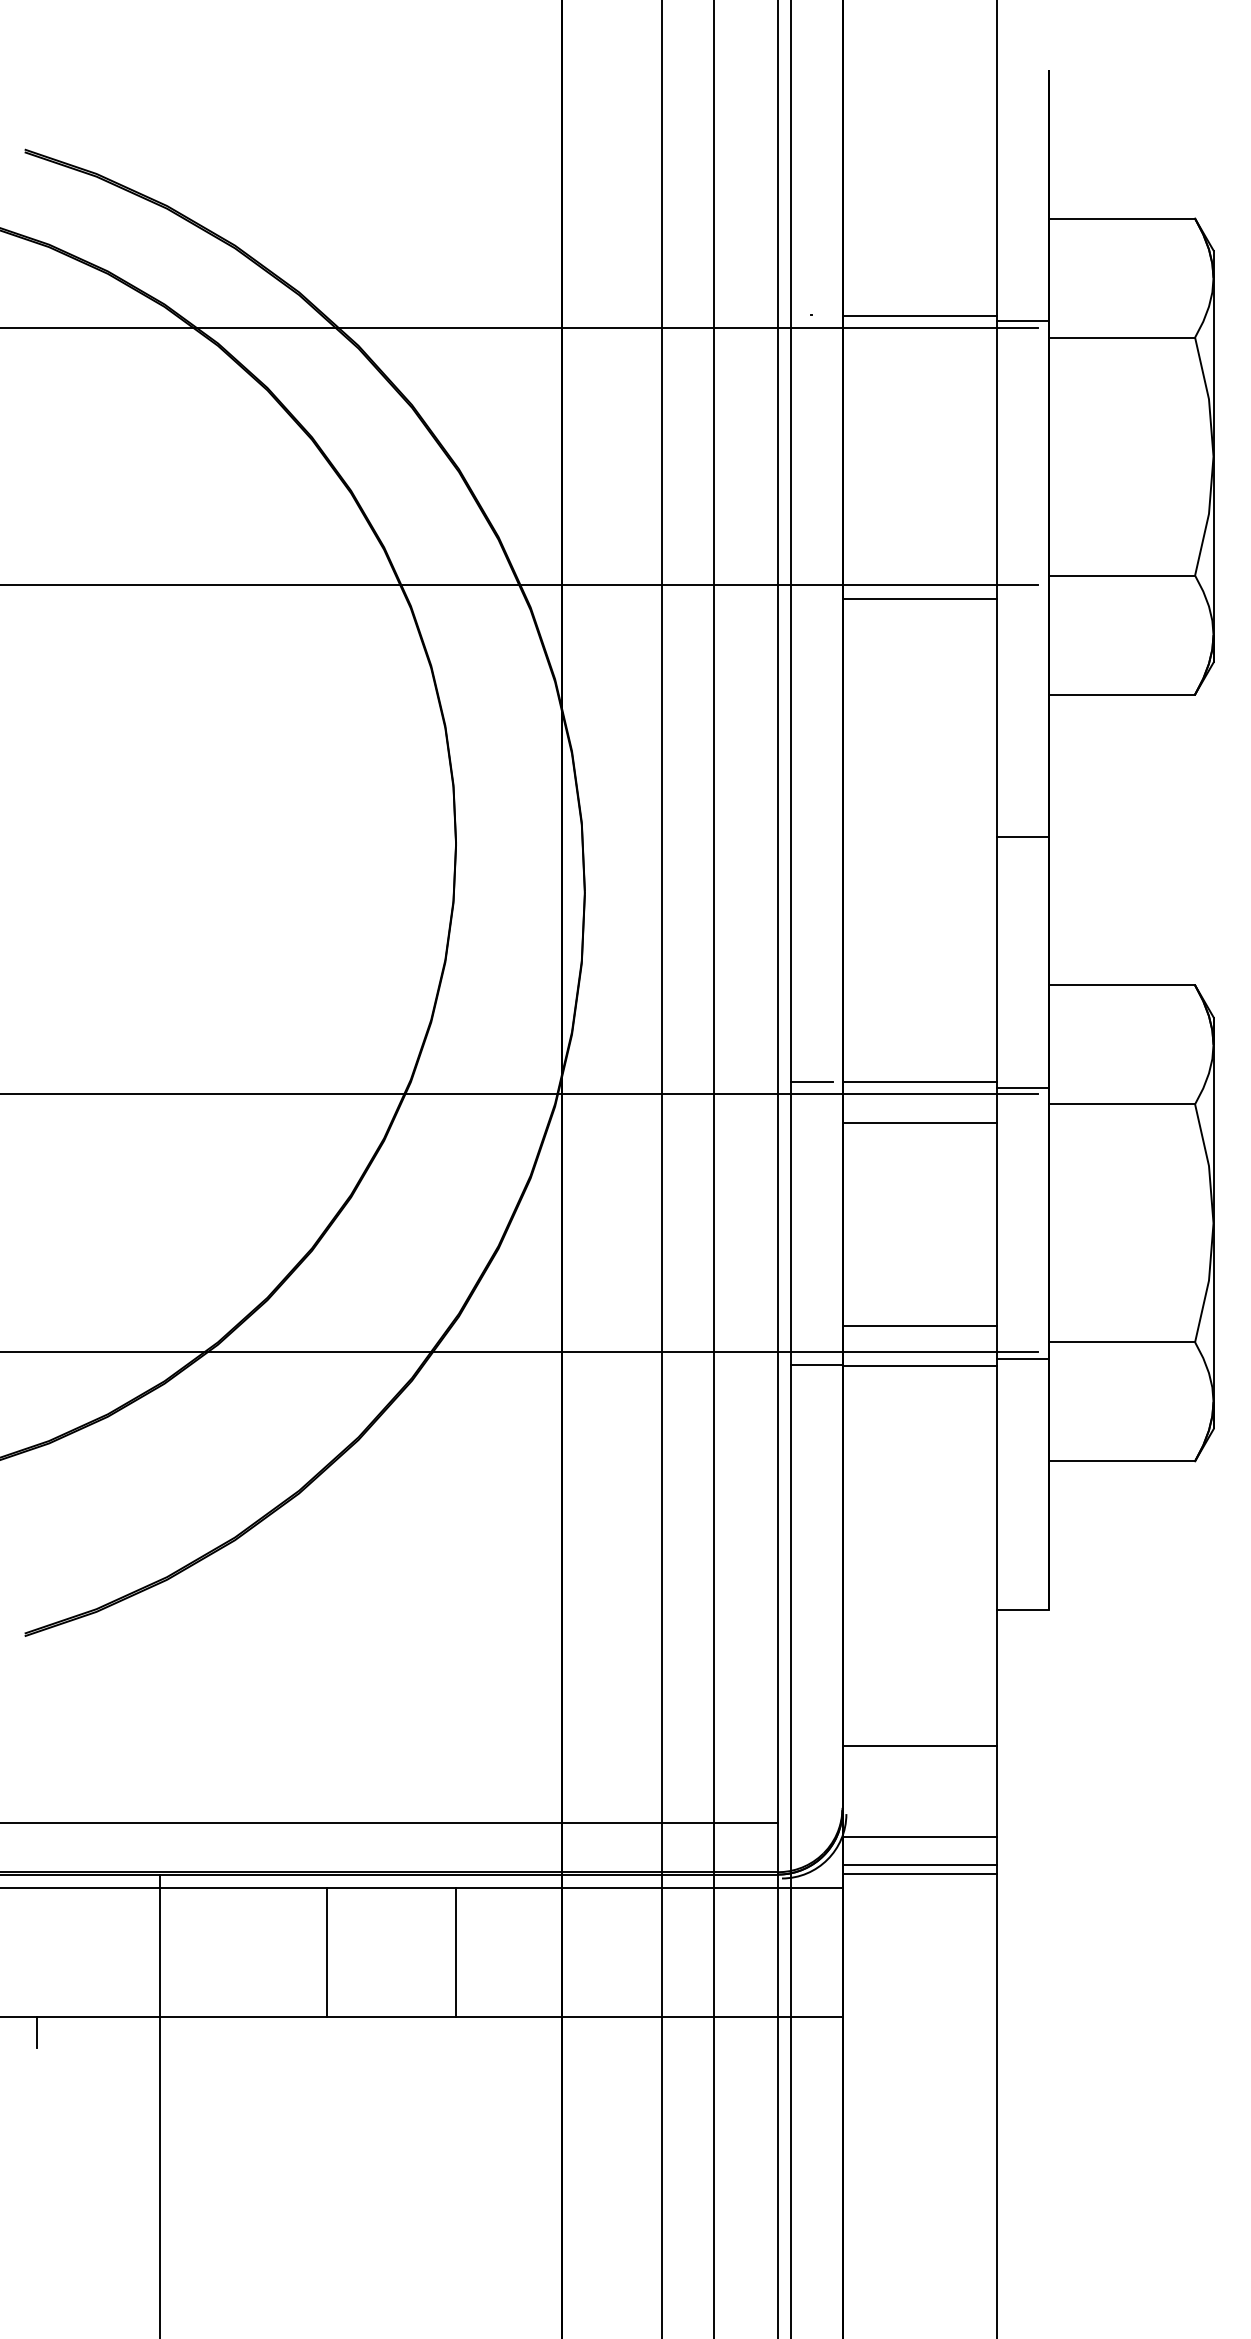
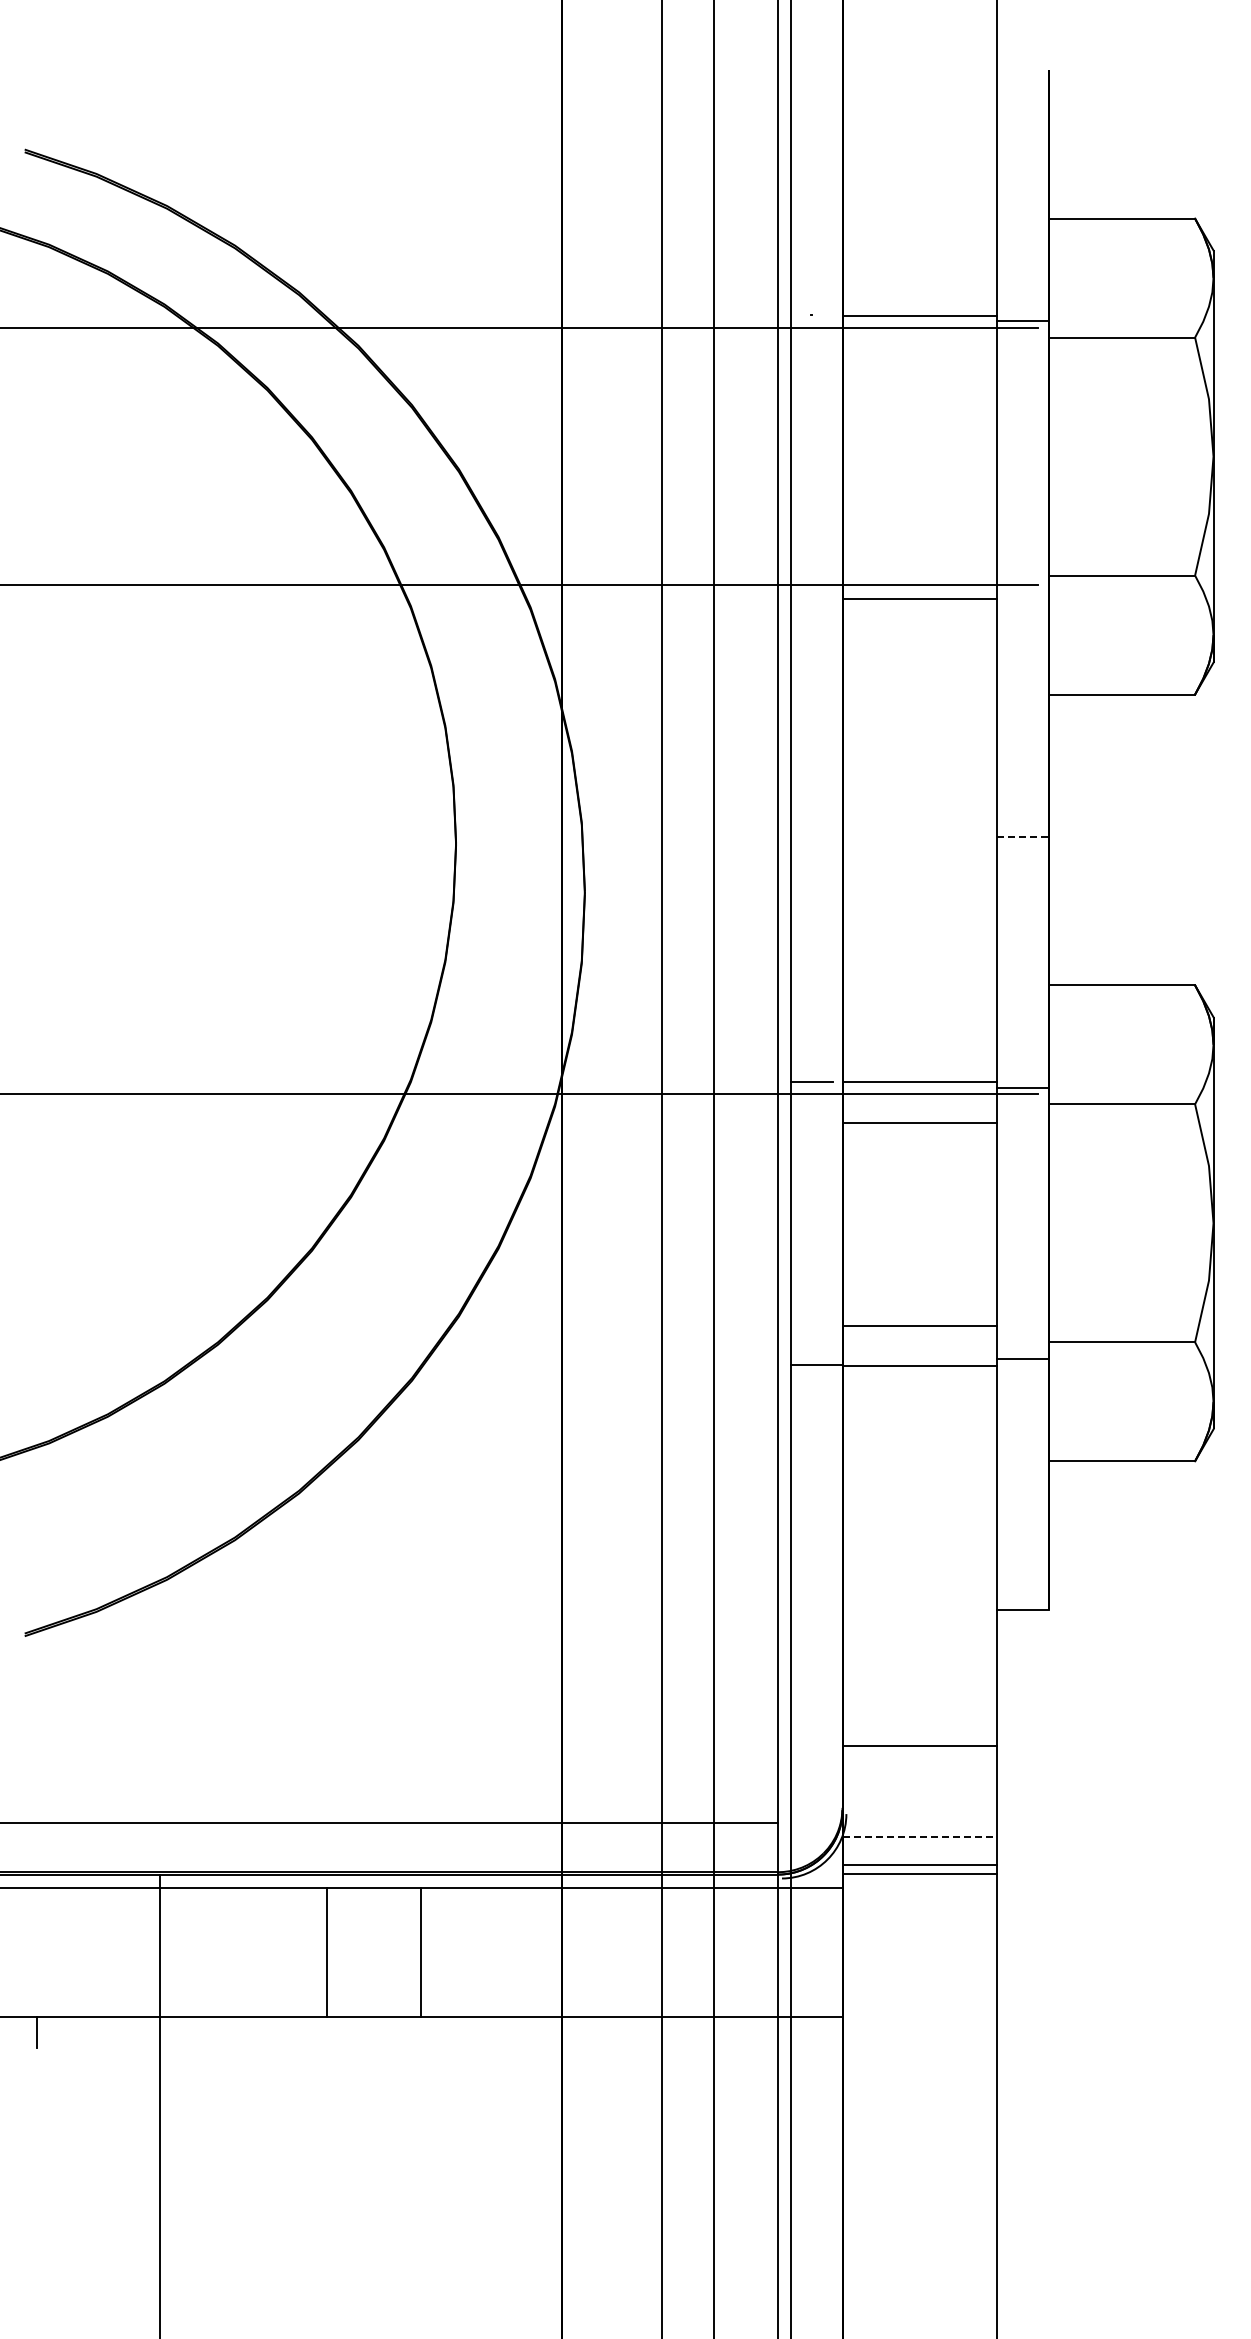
line: solid -> dashed (1022, 836)
line: present -> none (520, 1352)
line: solid -> dashed (920, 1836)
line position: (456, 1952) -> (421, 1952) (421, 1952)
